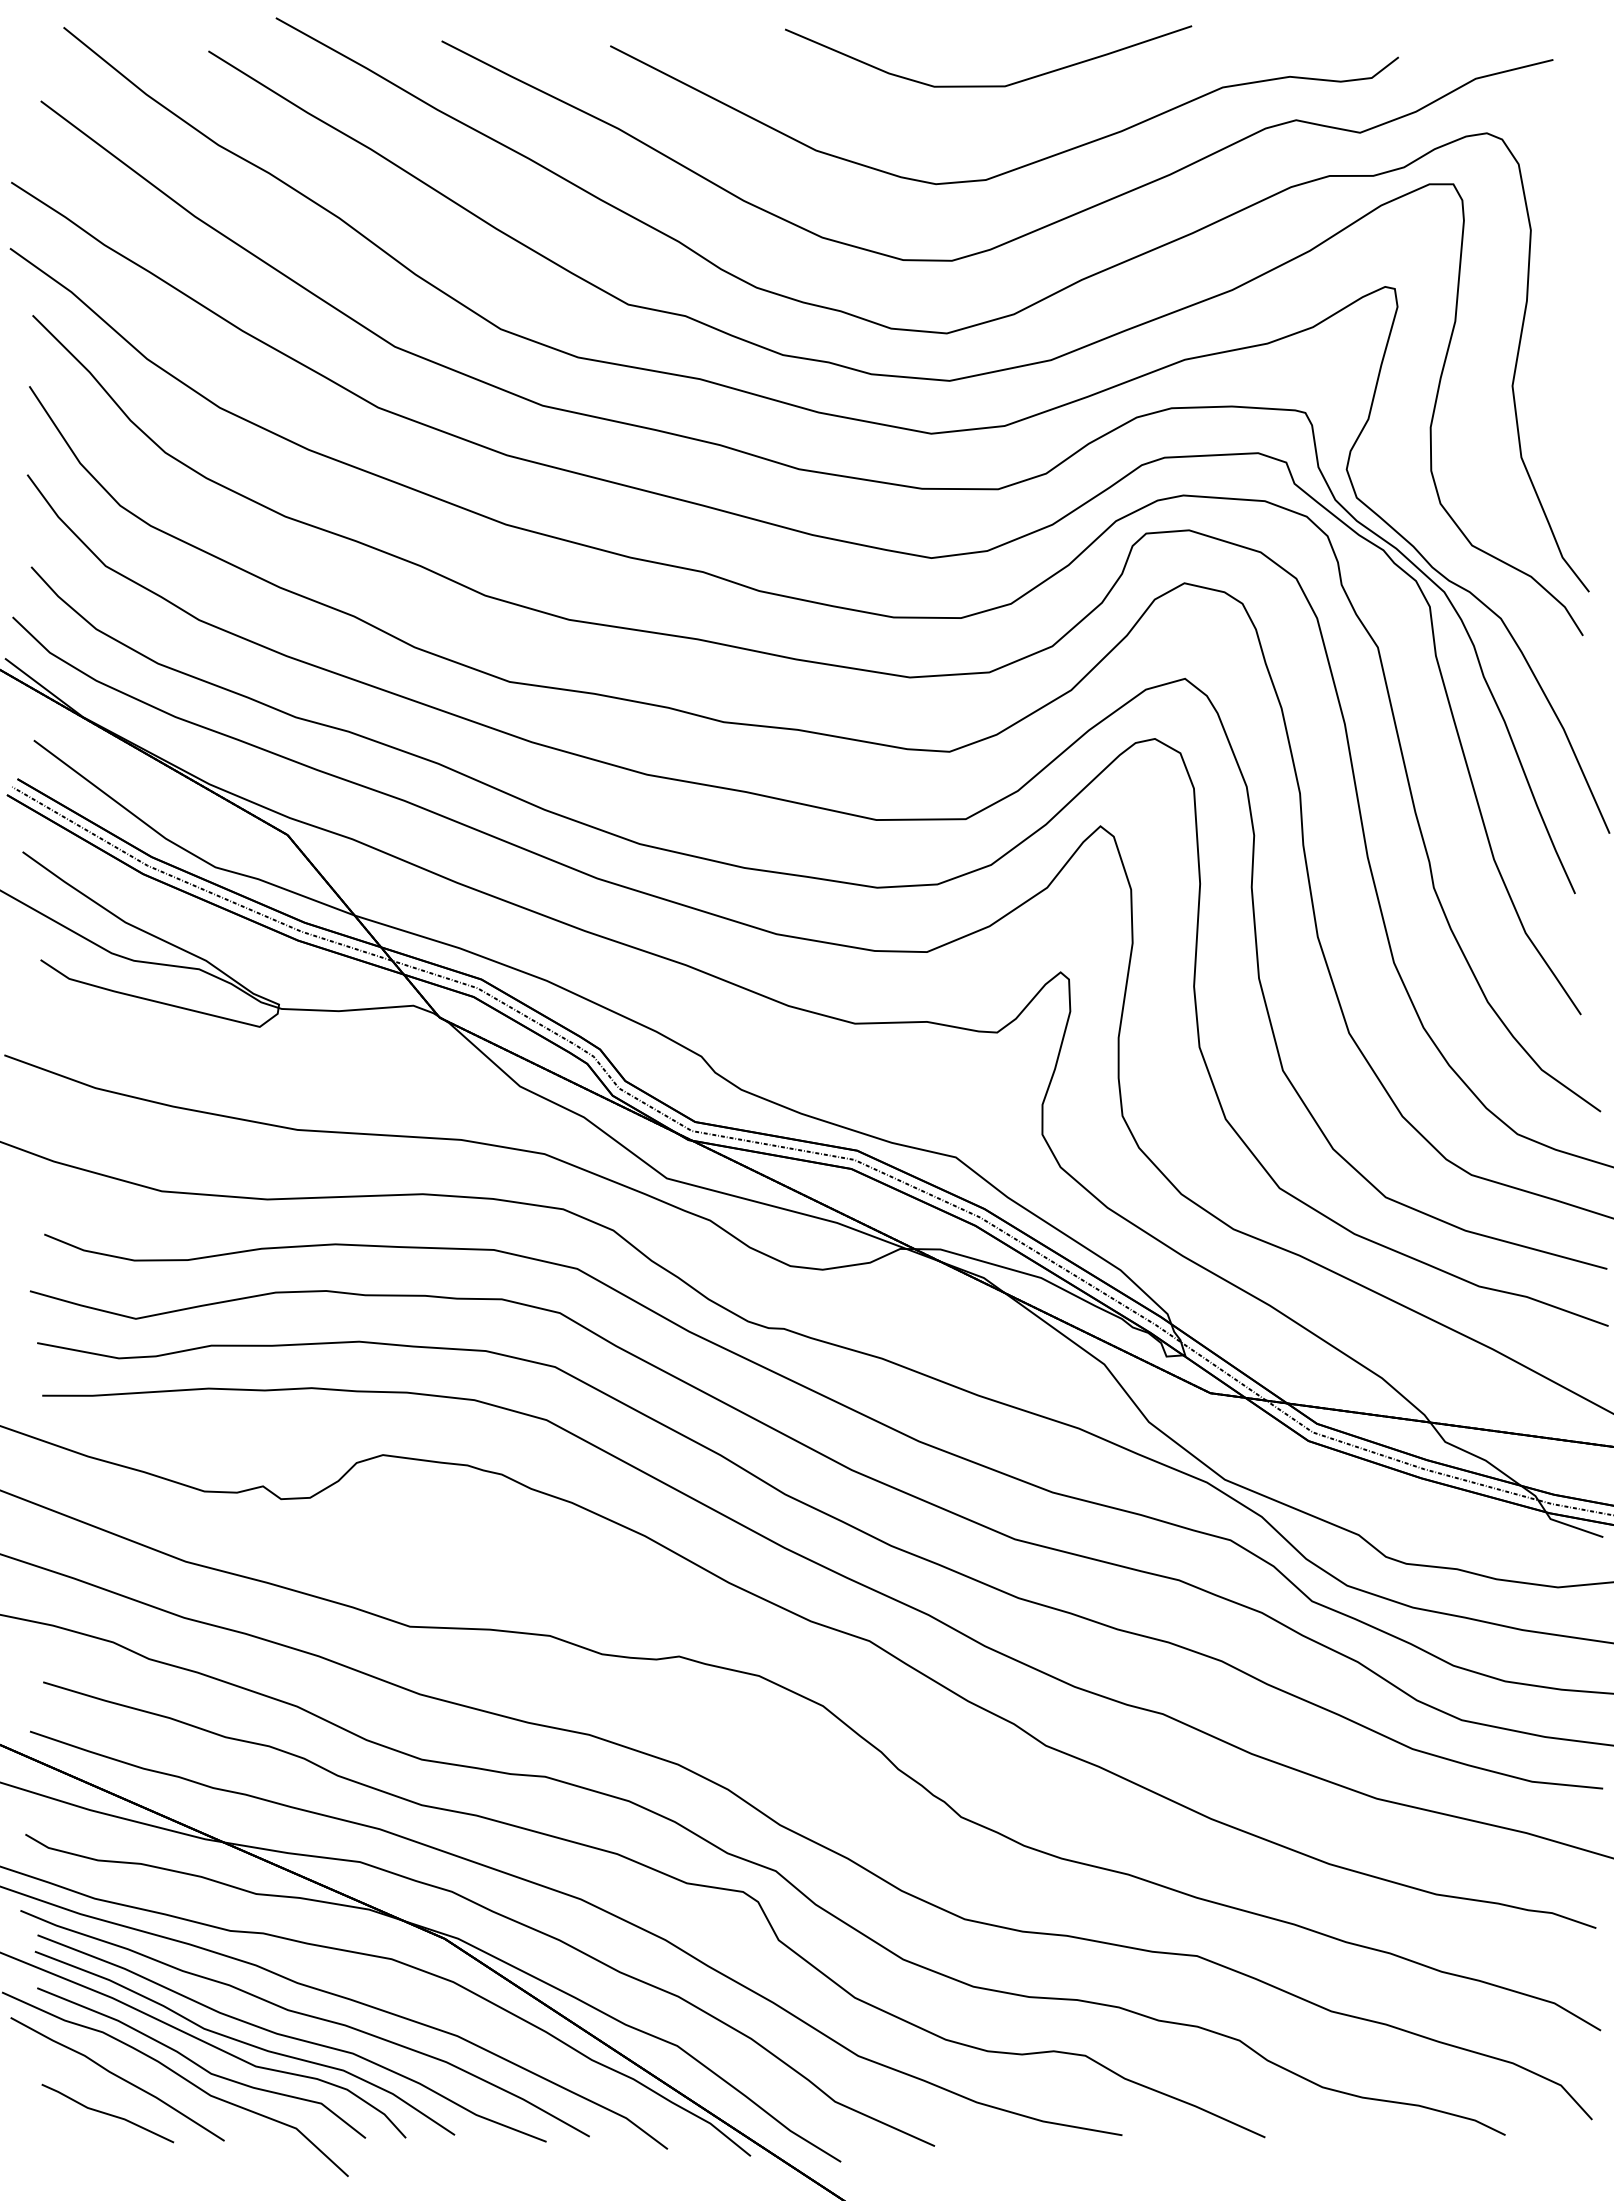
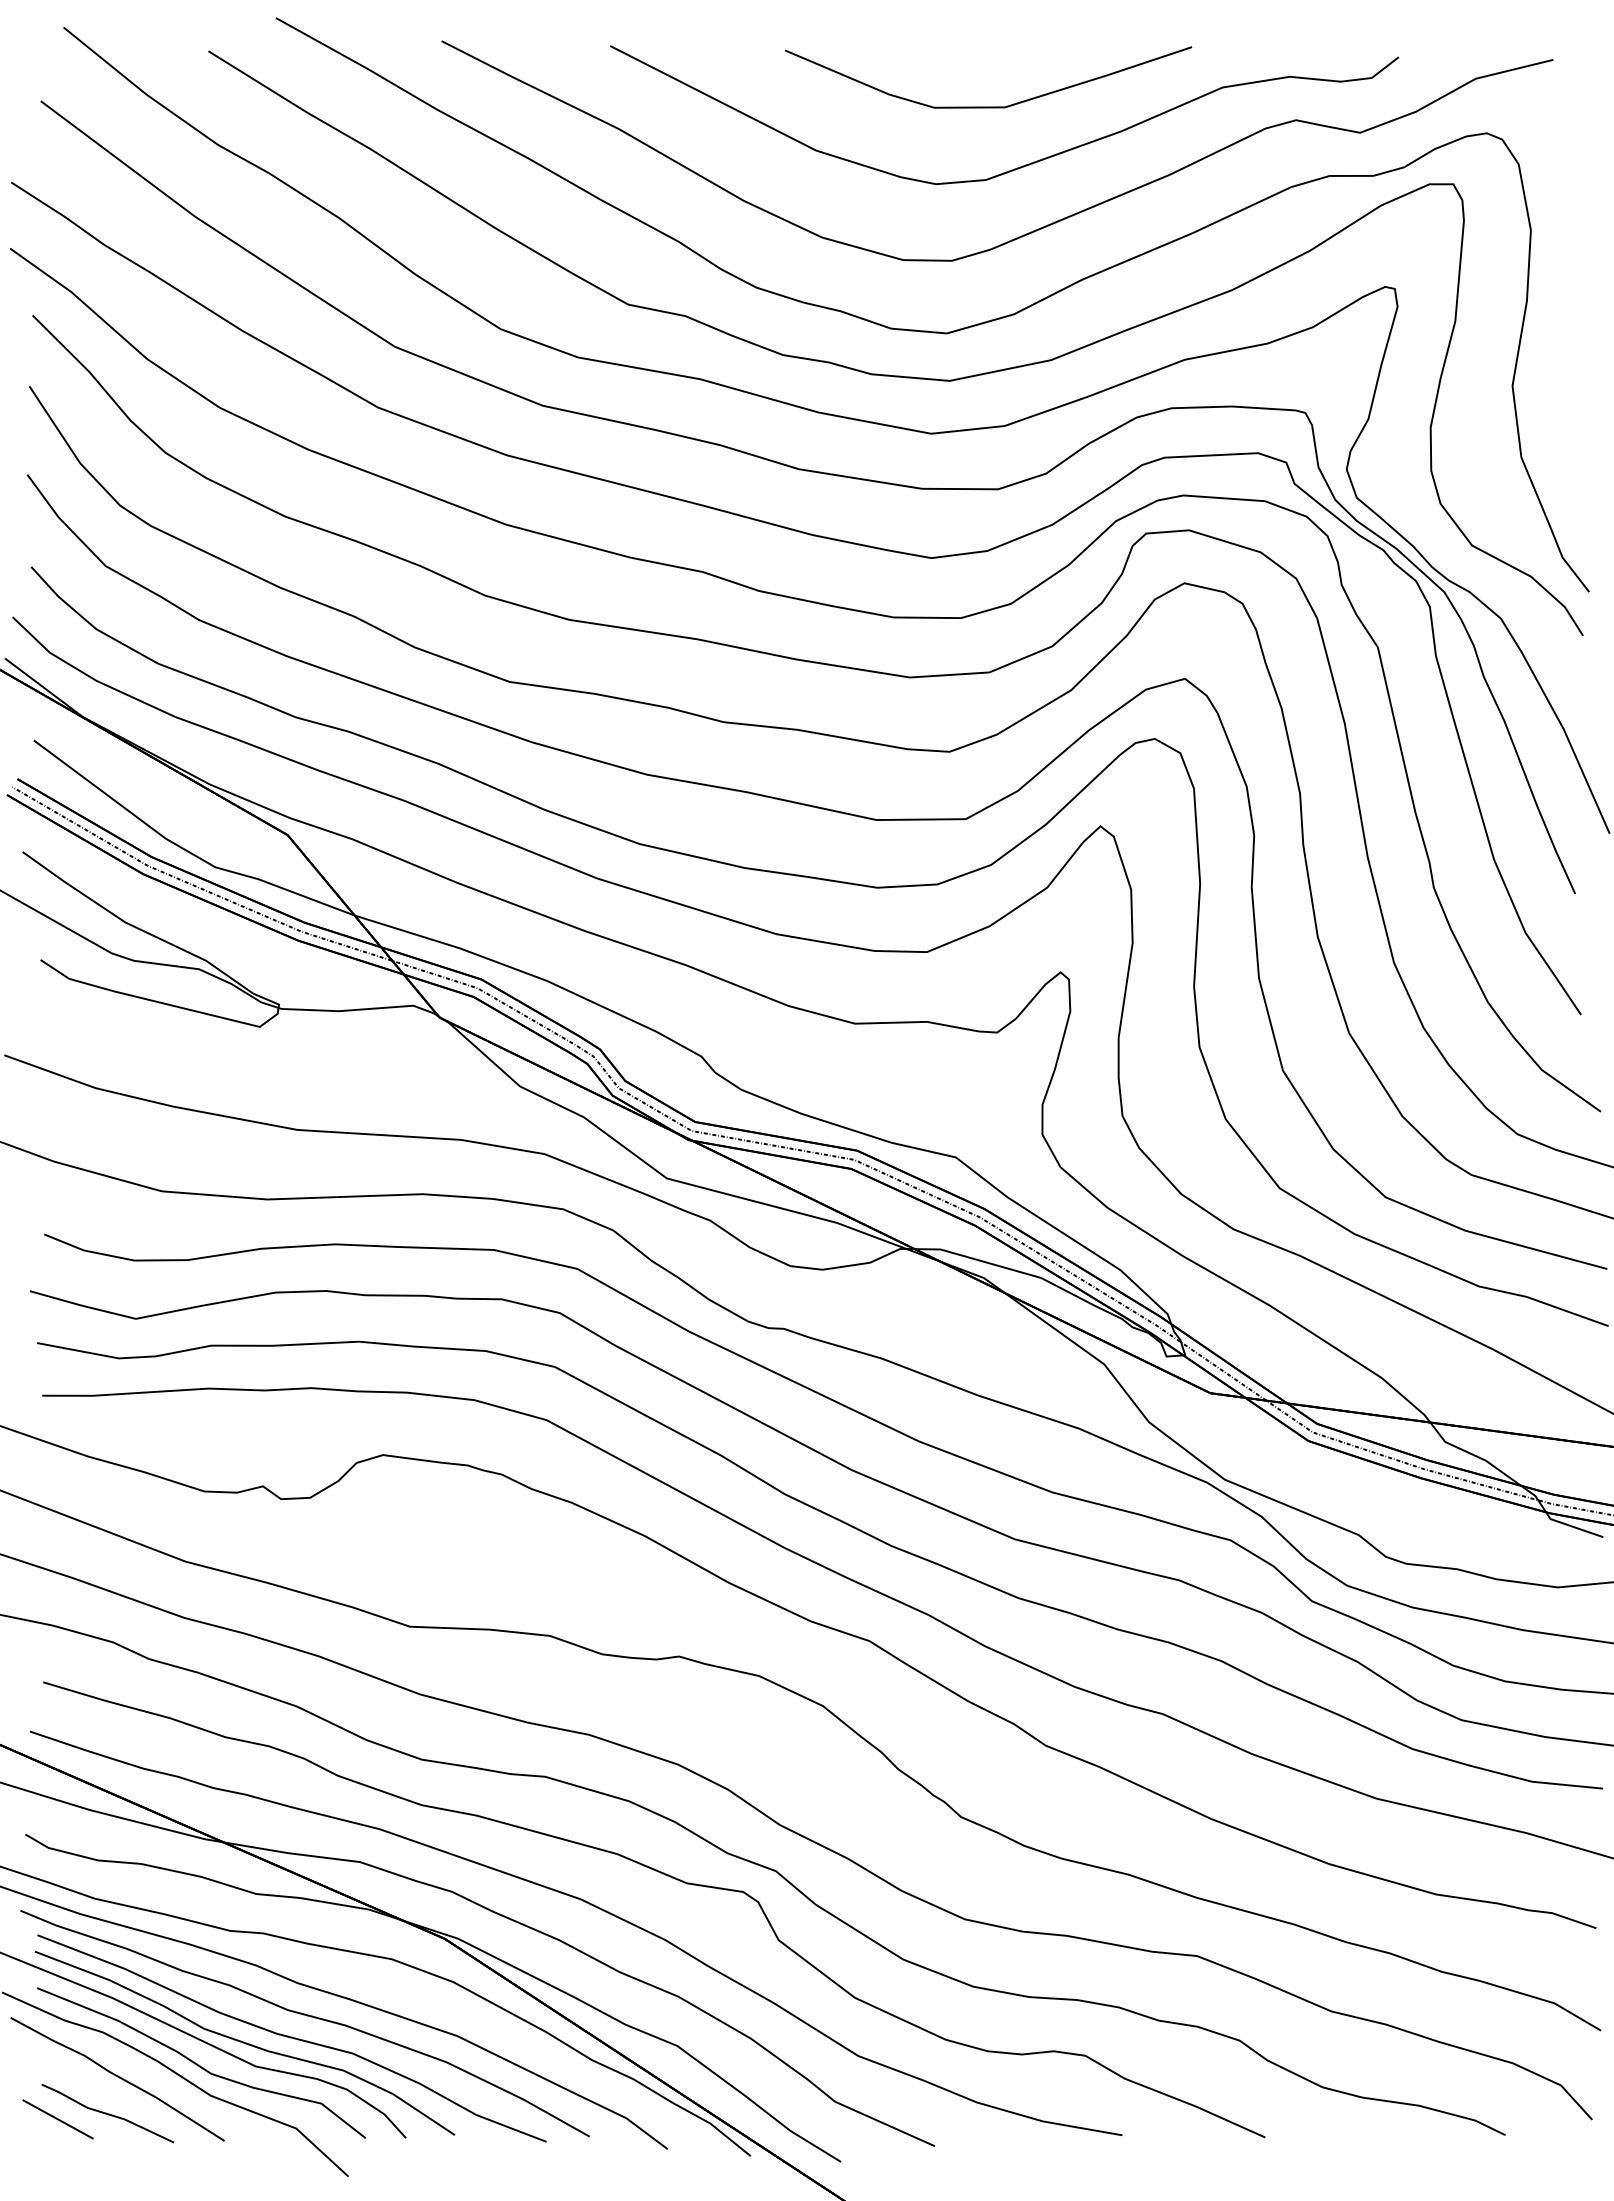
curve position: (988, 85) -> (988, 106) (988, 106)
line: none -> present (57, 2119)
